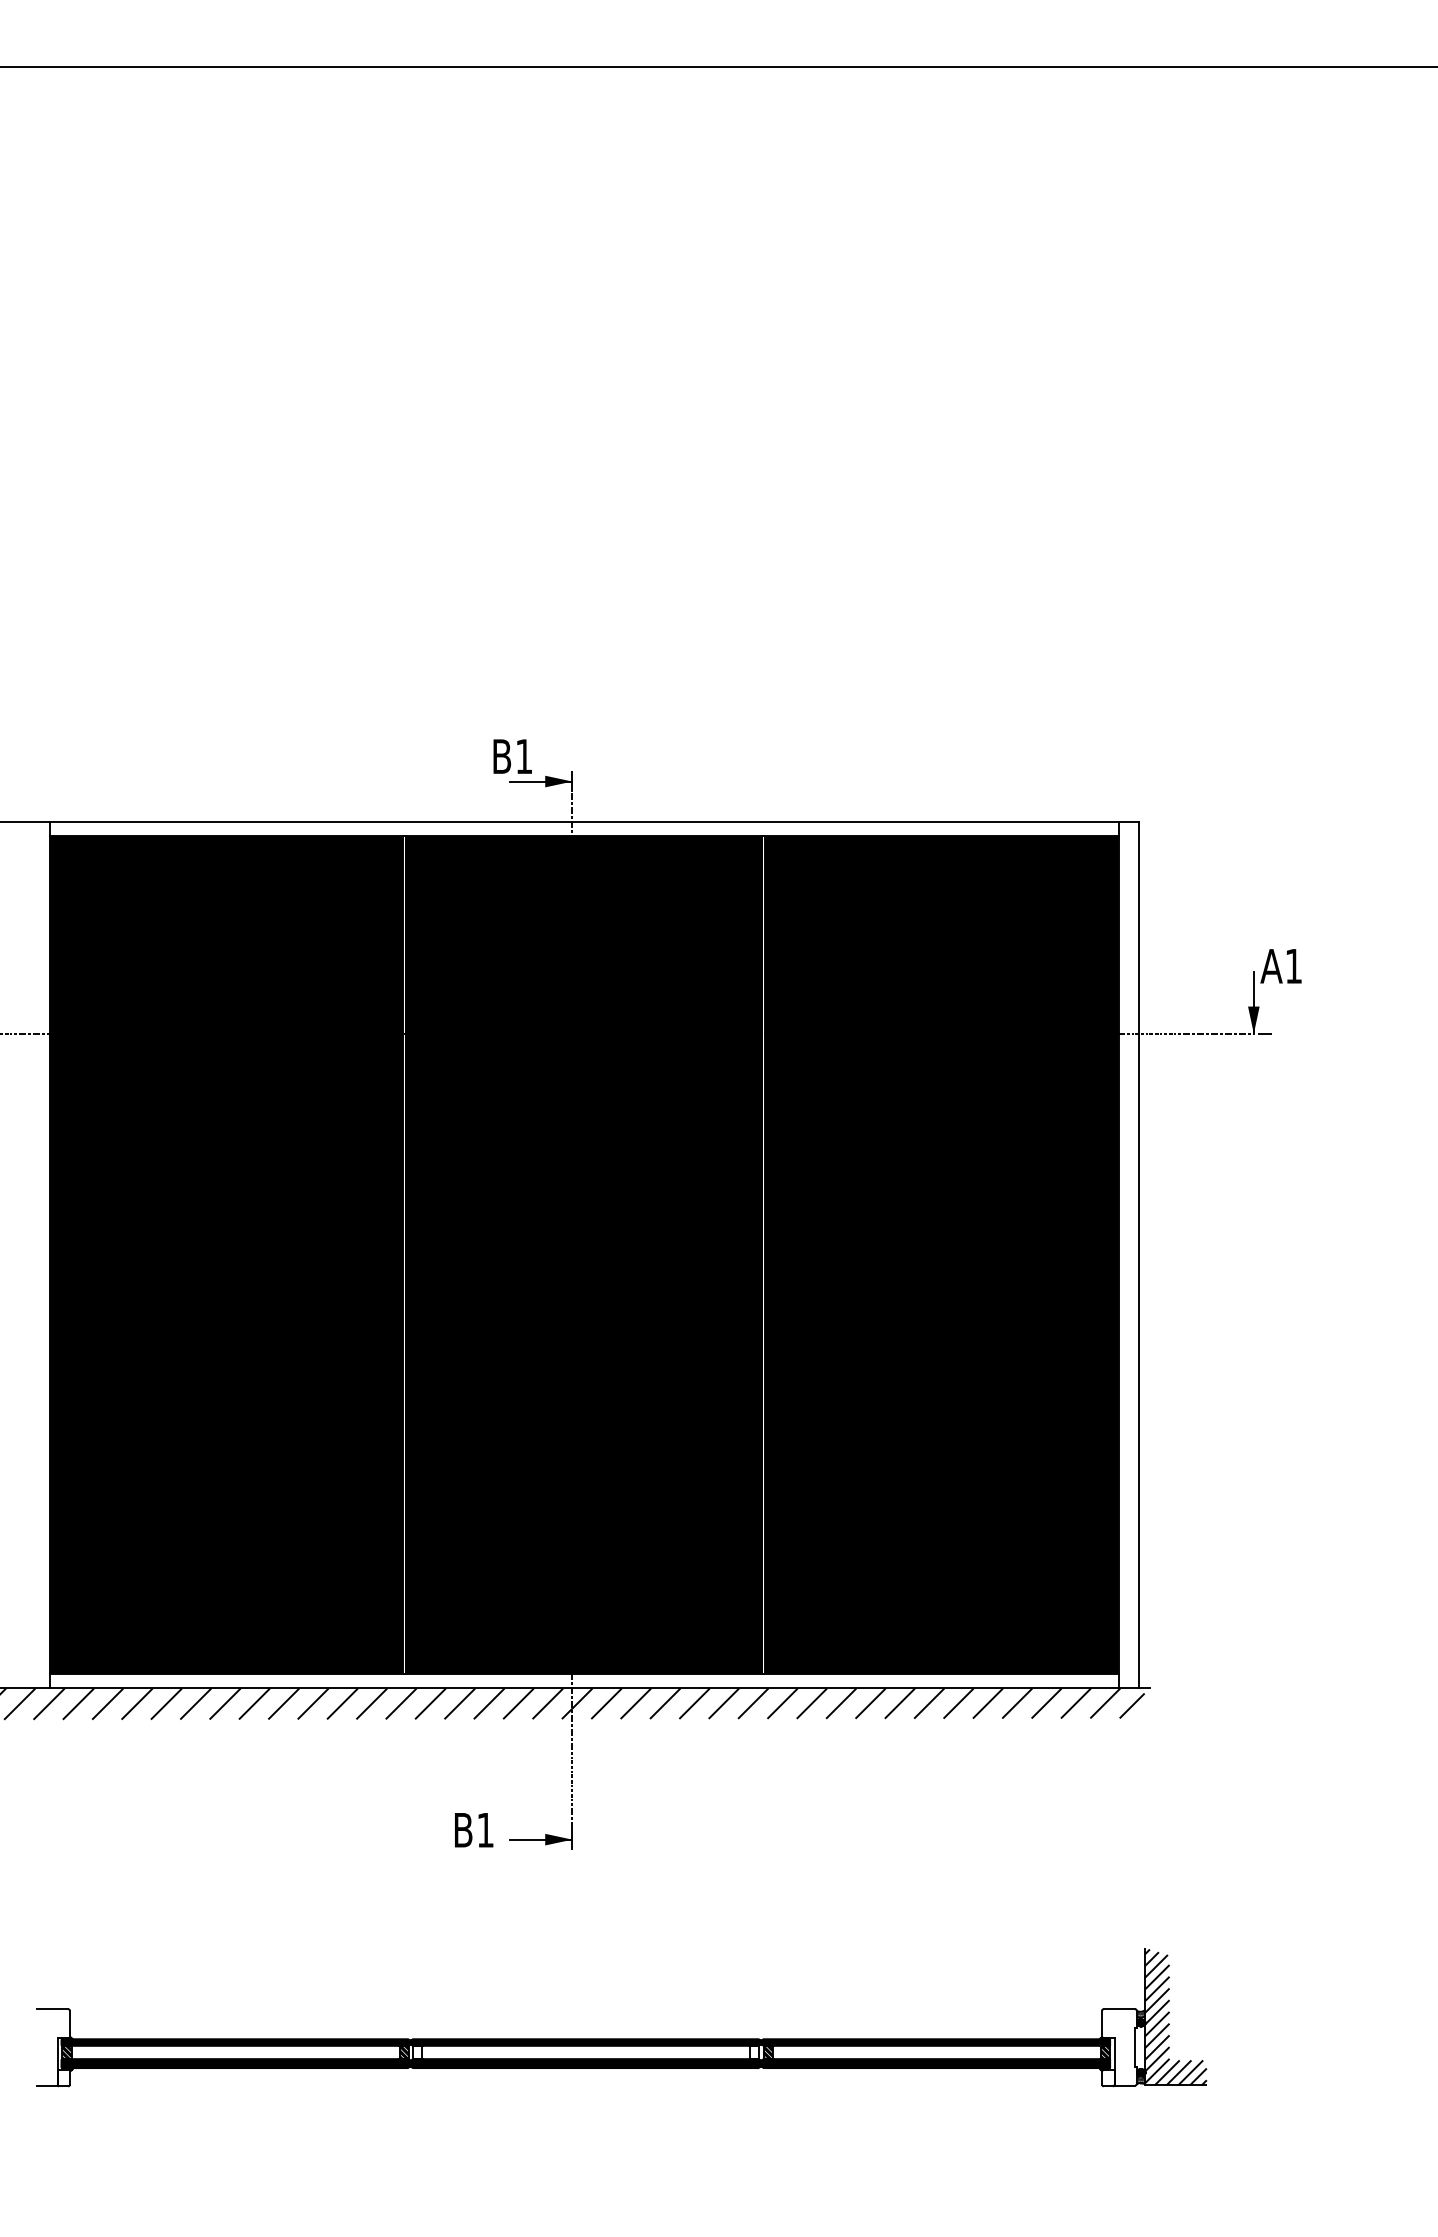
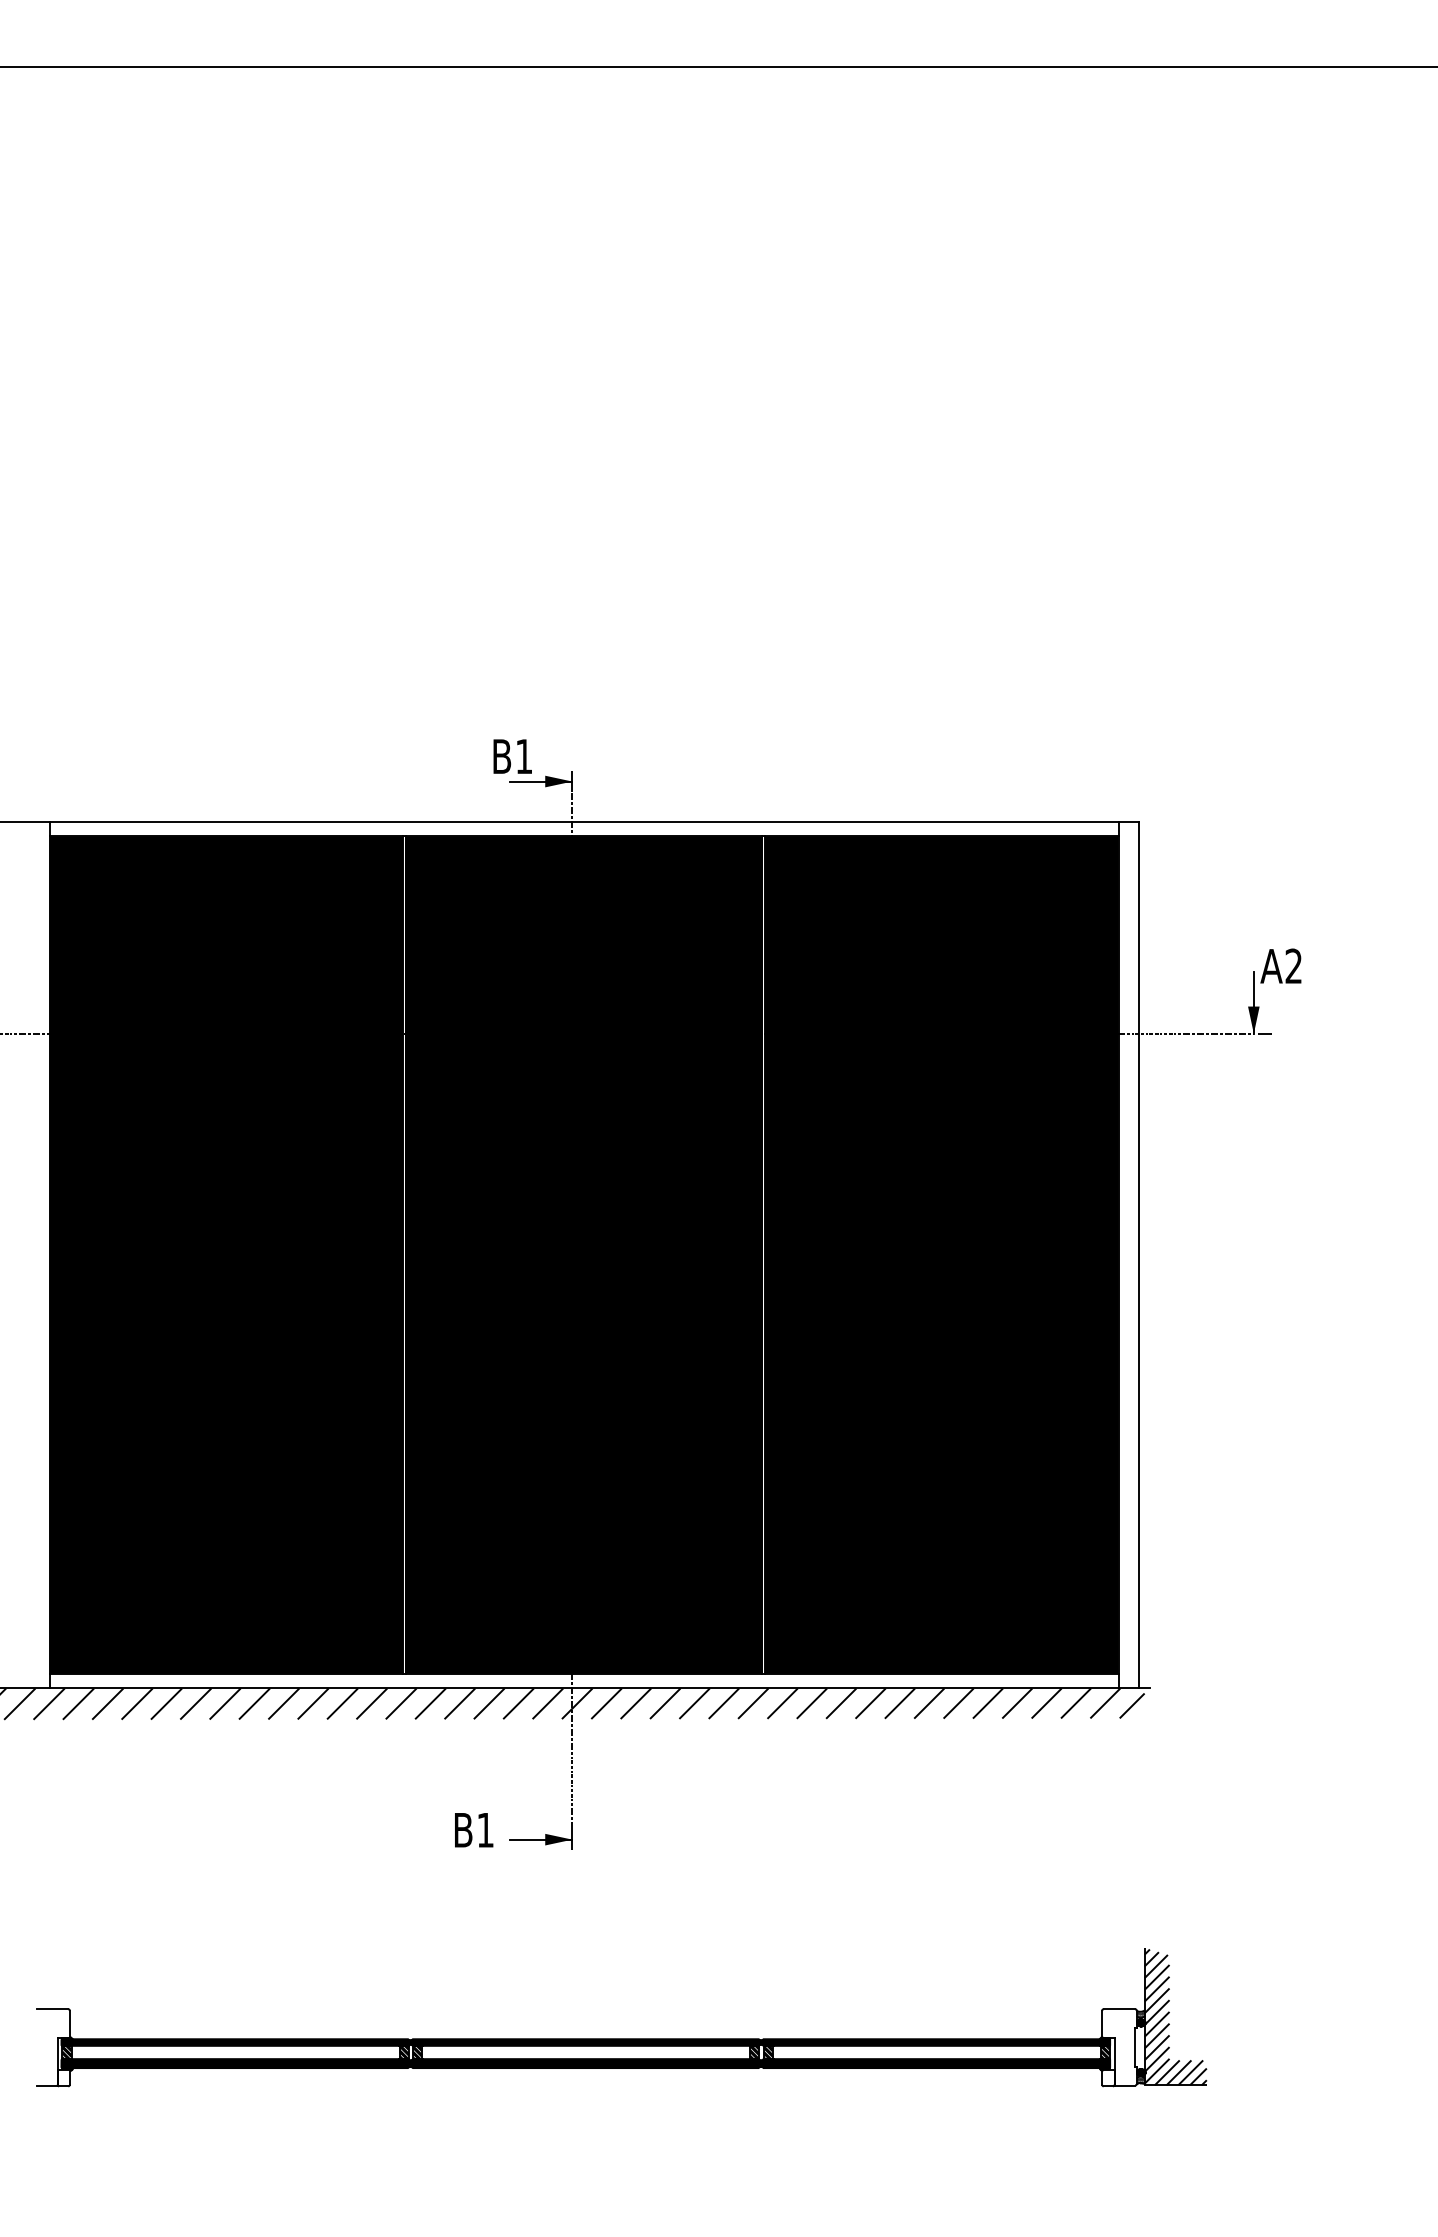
text: A1 -> A2 (1293, 965)
hatch: none -> present (417, 2052)
hatch: none -> present (754, 2052)
